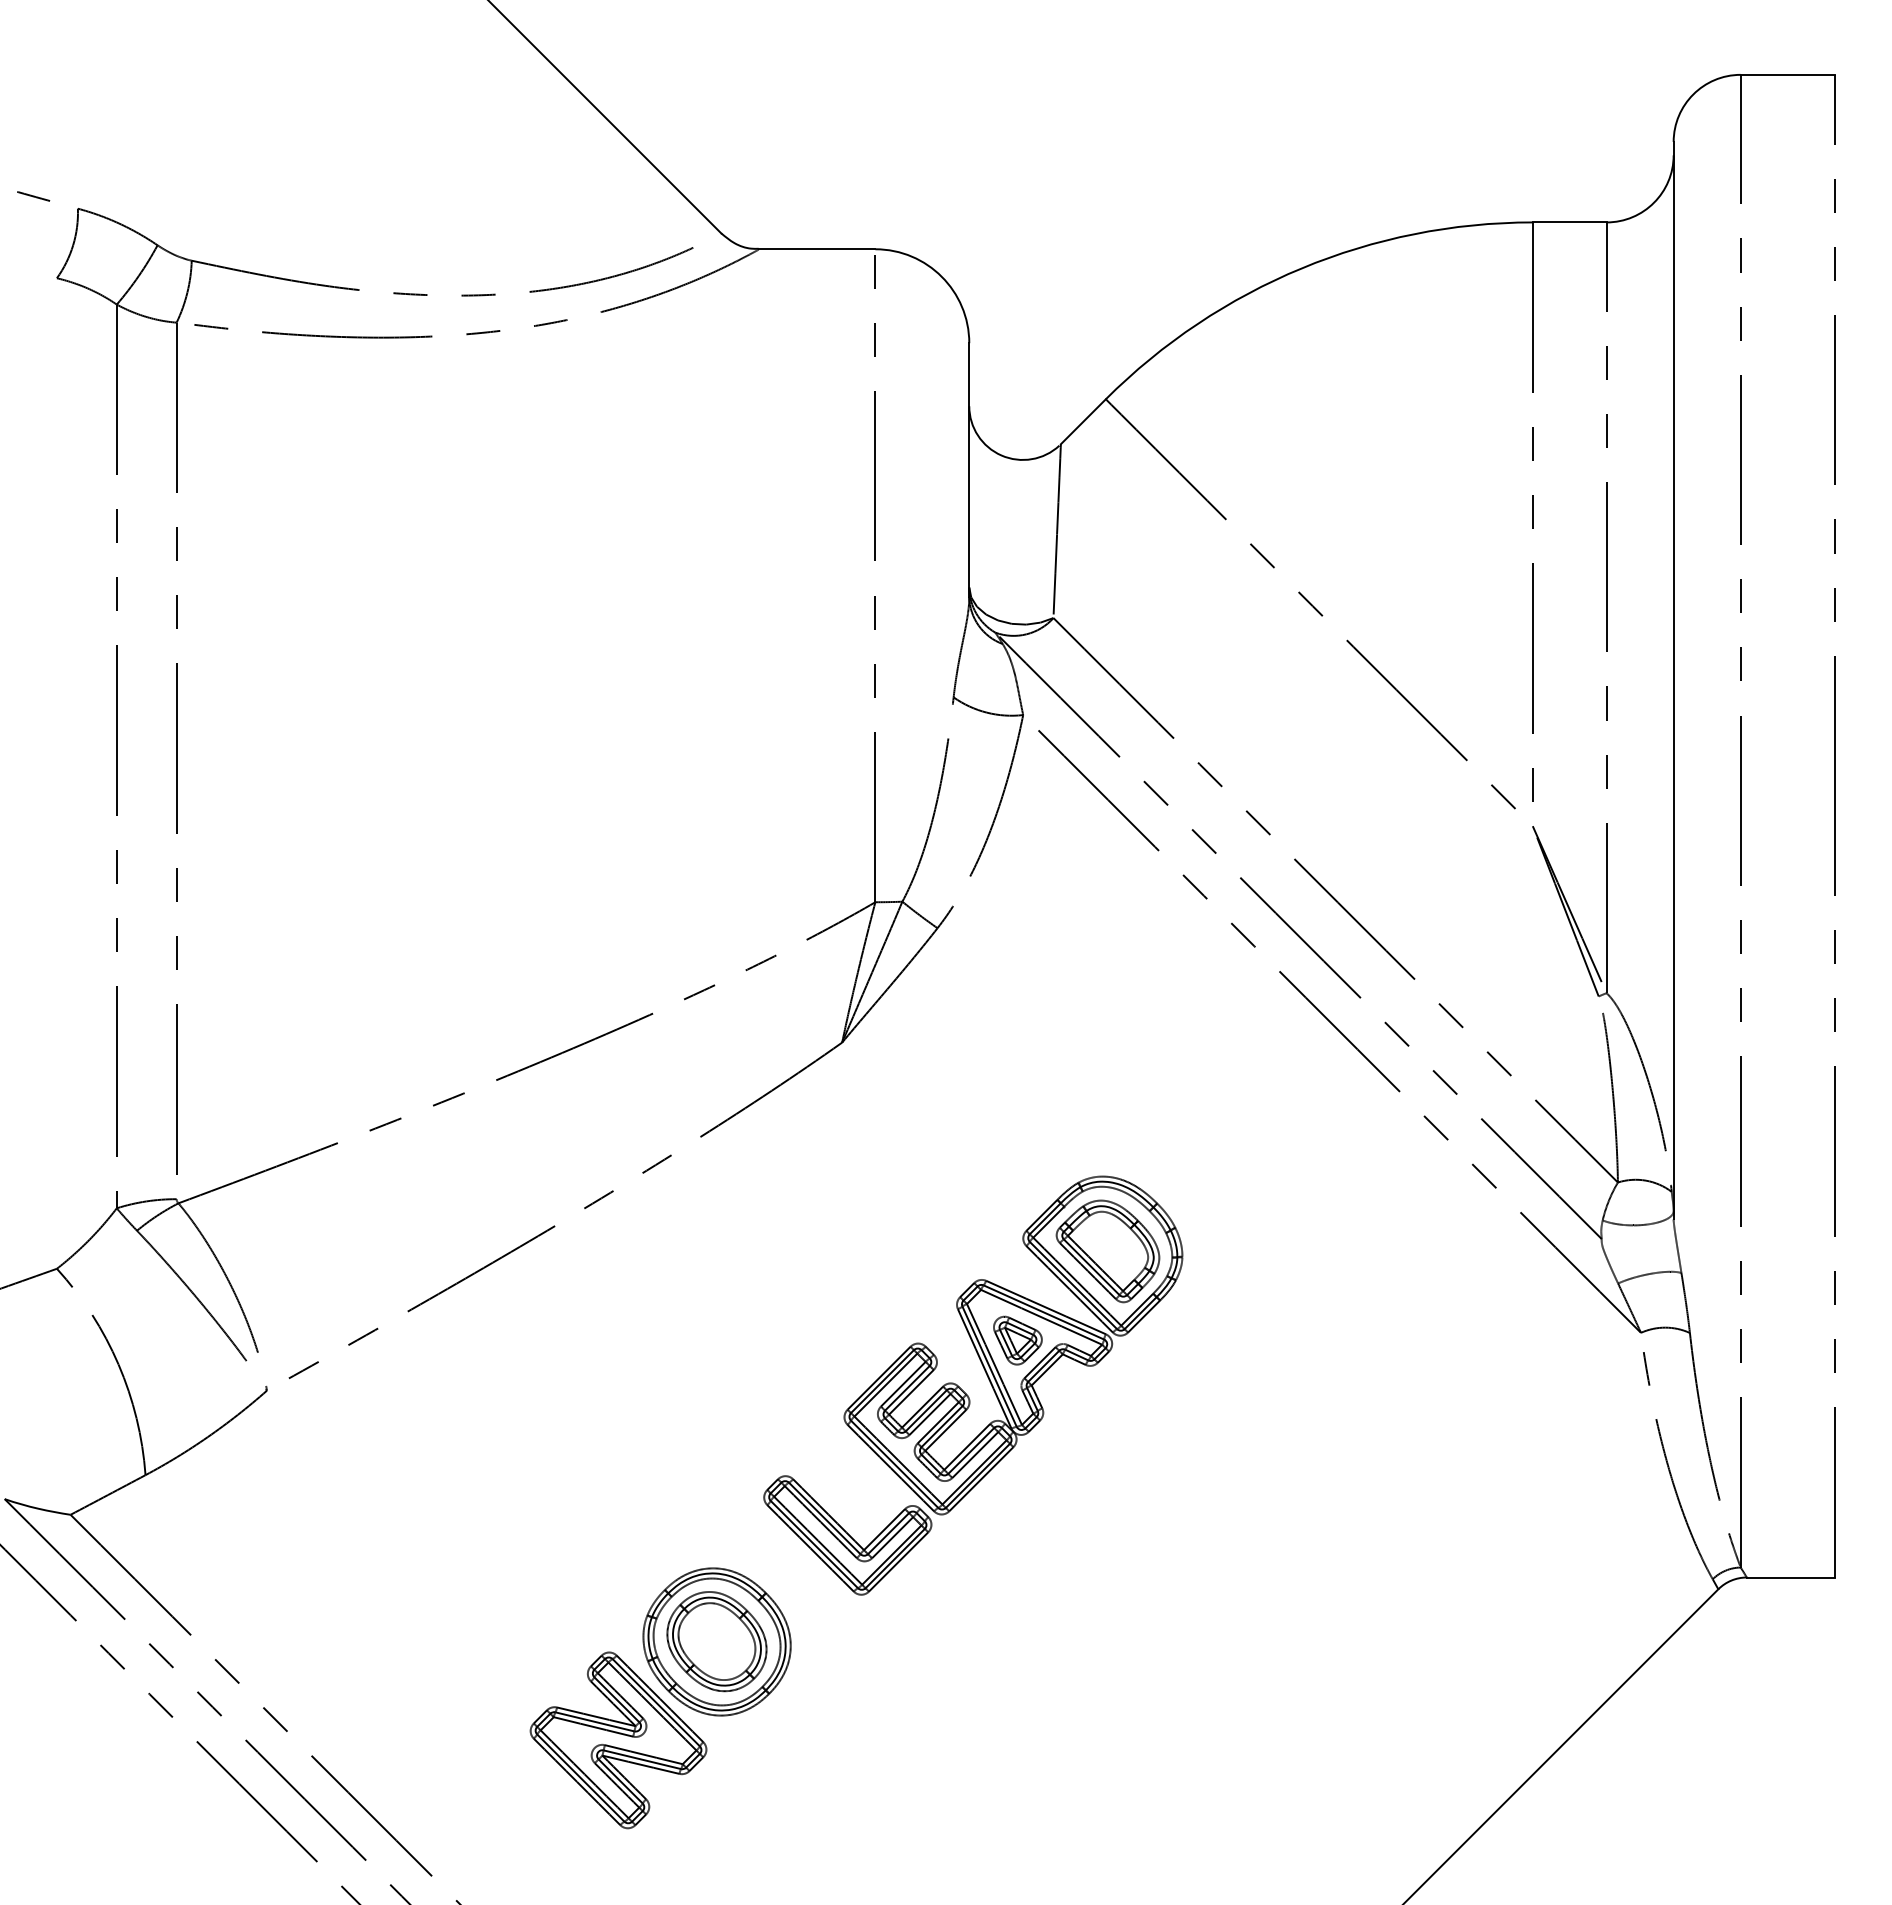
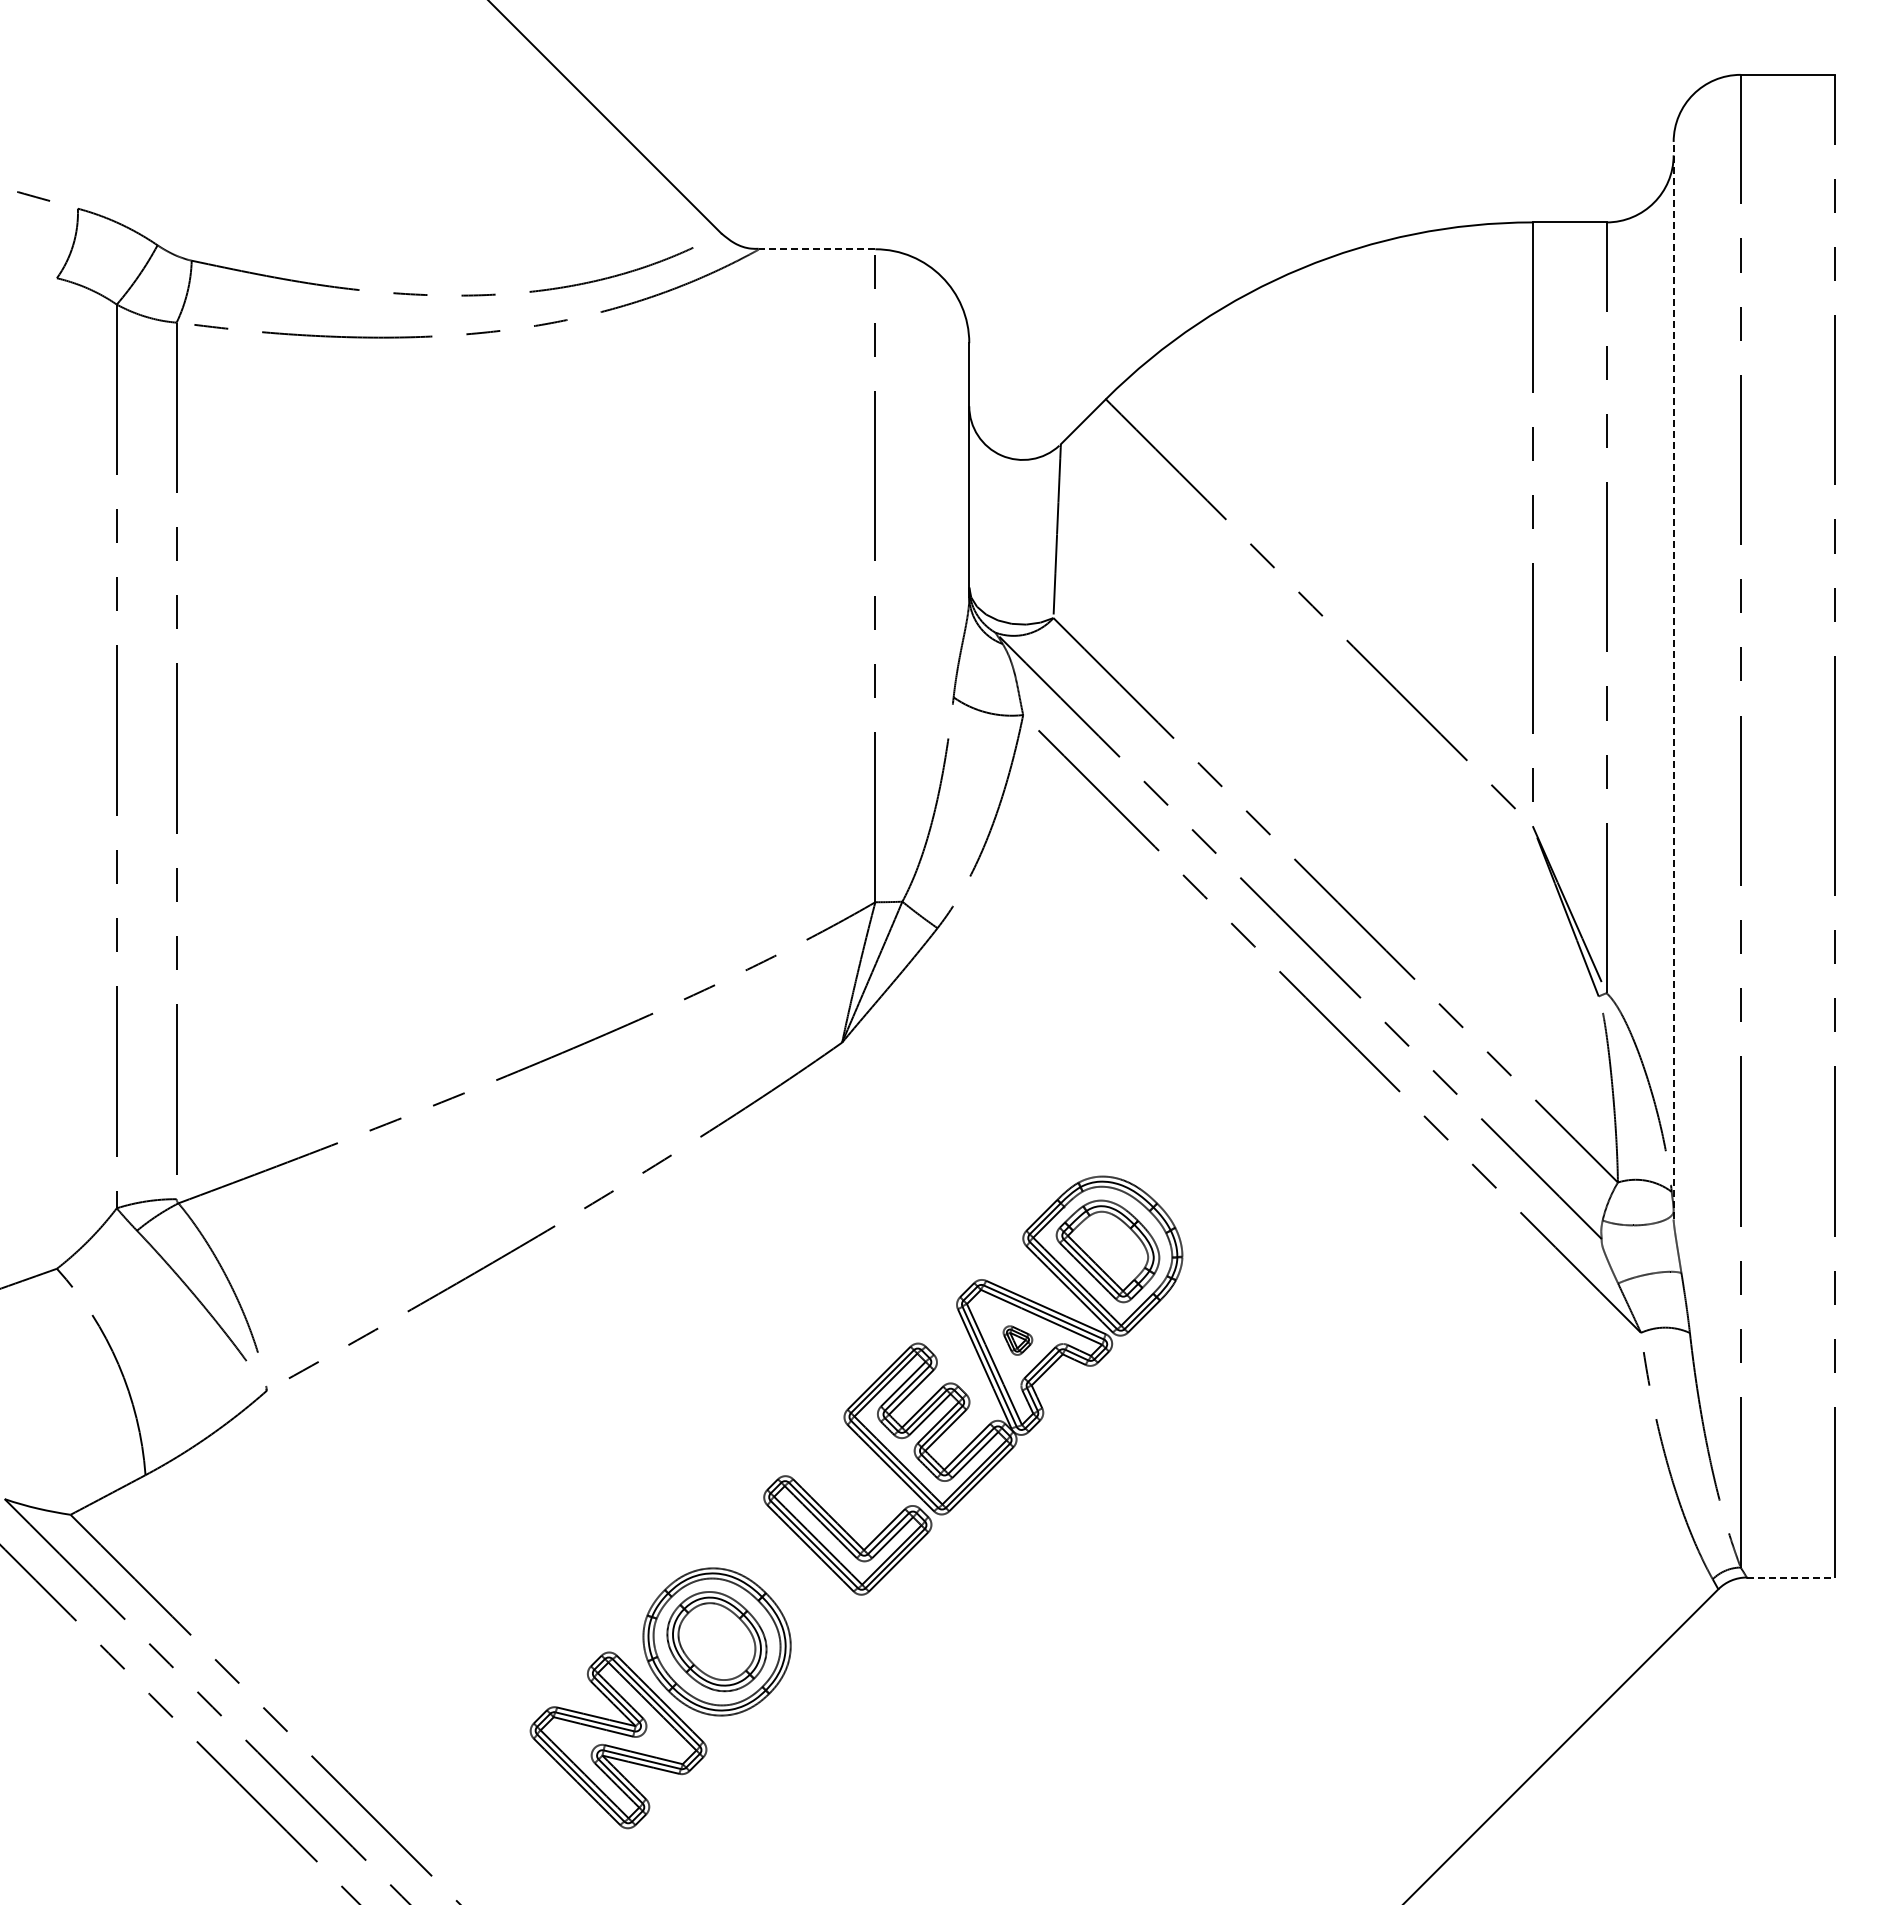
line: solid -> dashed (816, 249)
line: solid -> dashed (1673, 680)
part size: 50x51 px -> 32x31 px (1017, 1340)
line: solid -> dashed (1791, 1577)
